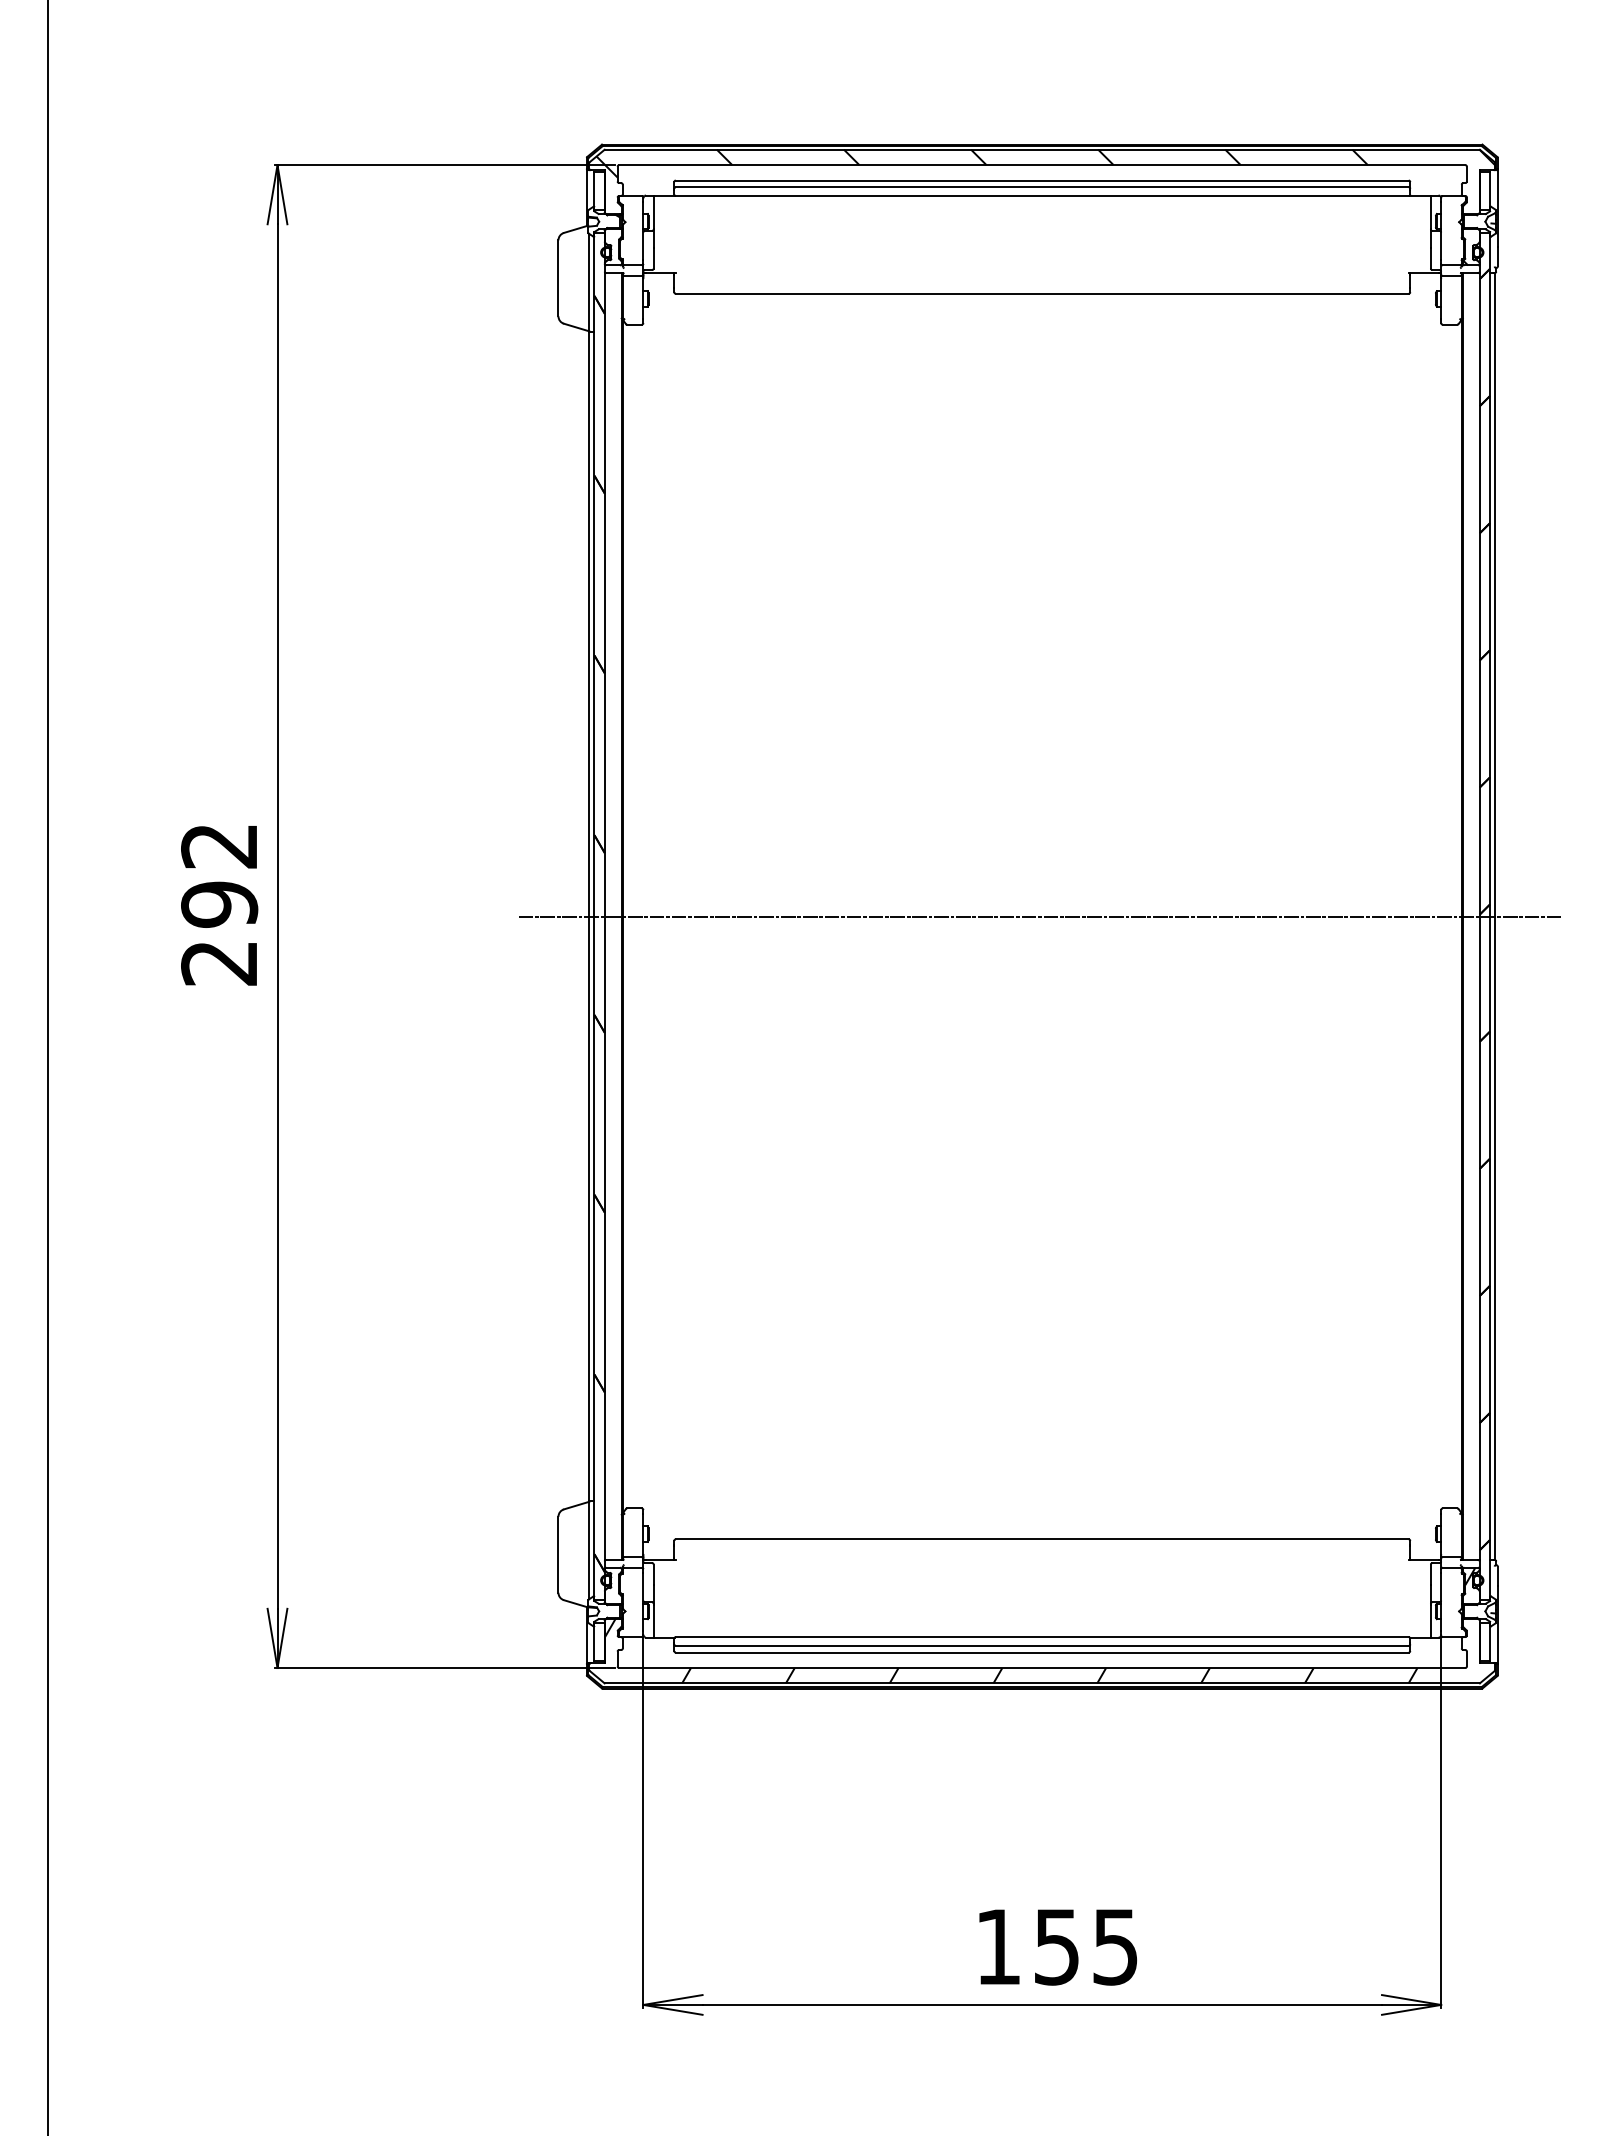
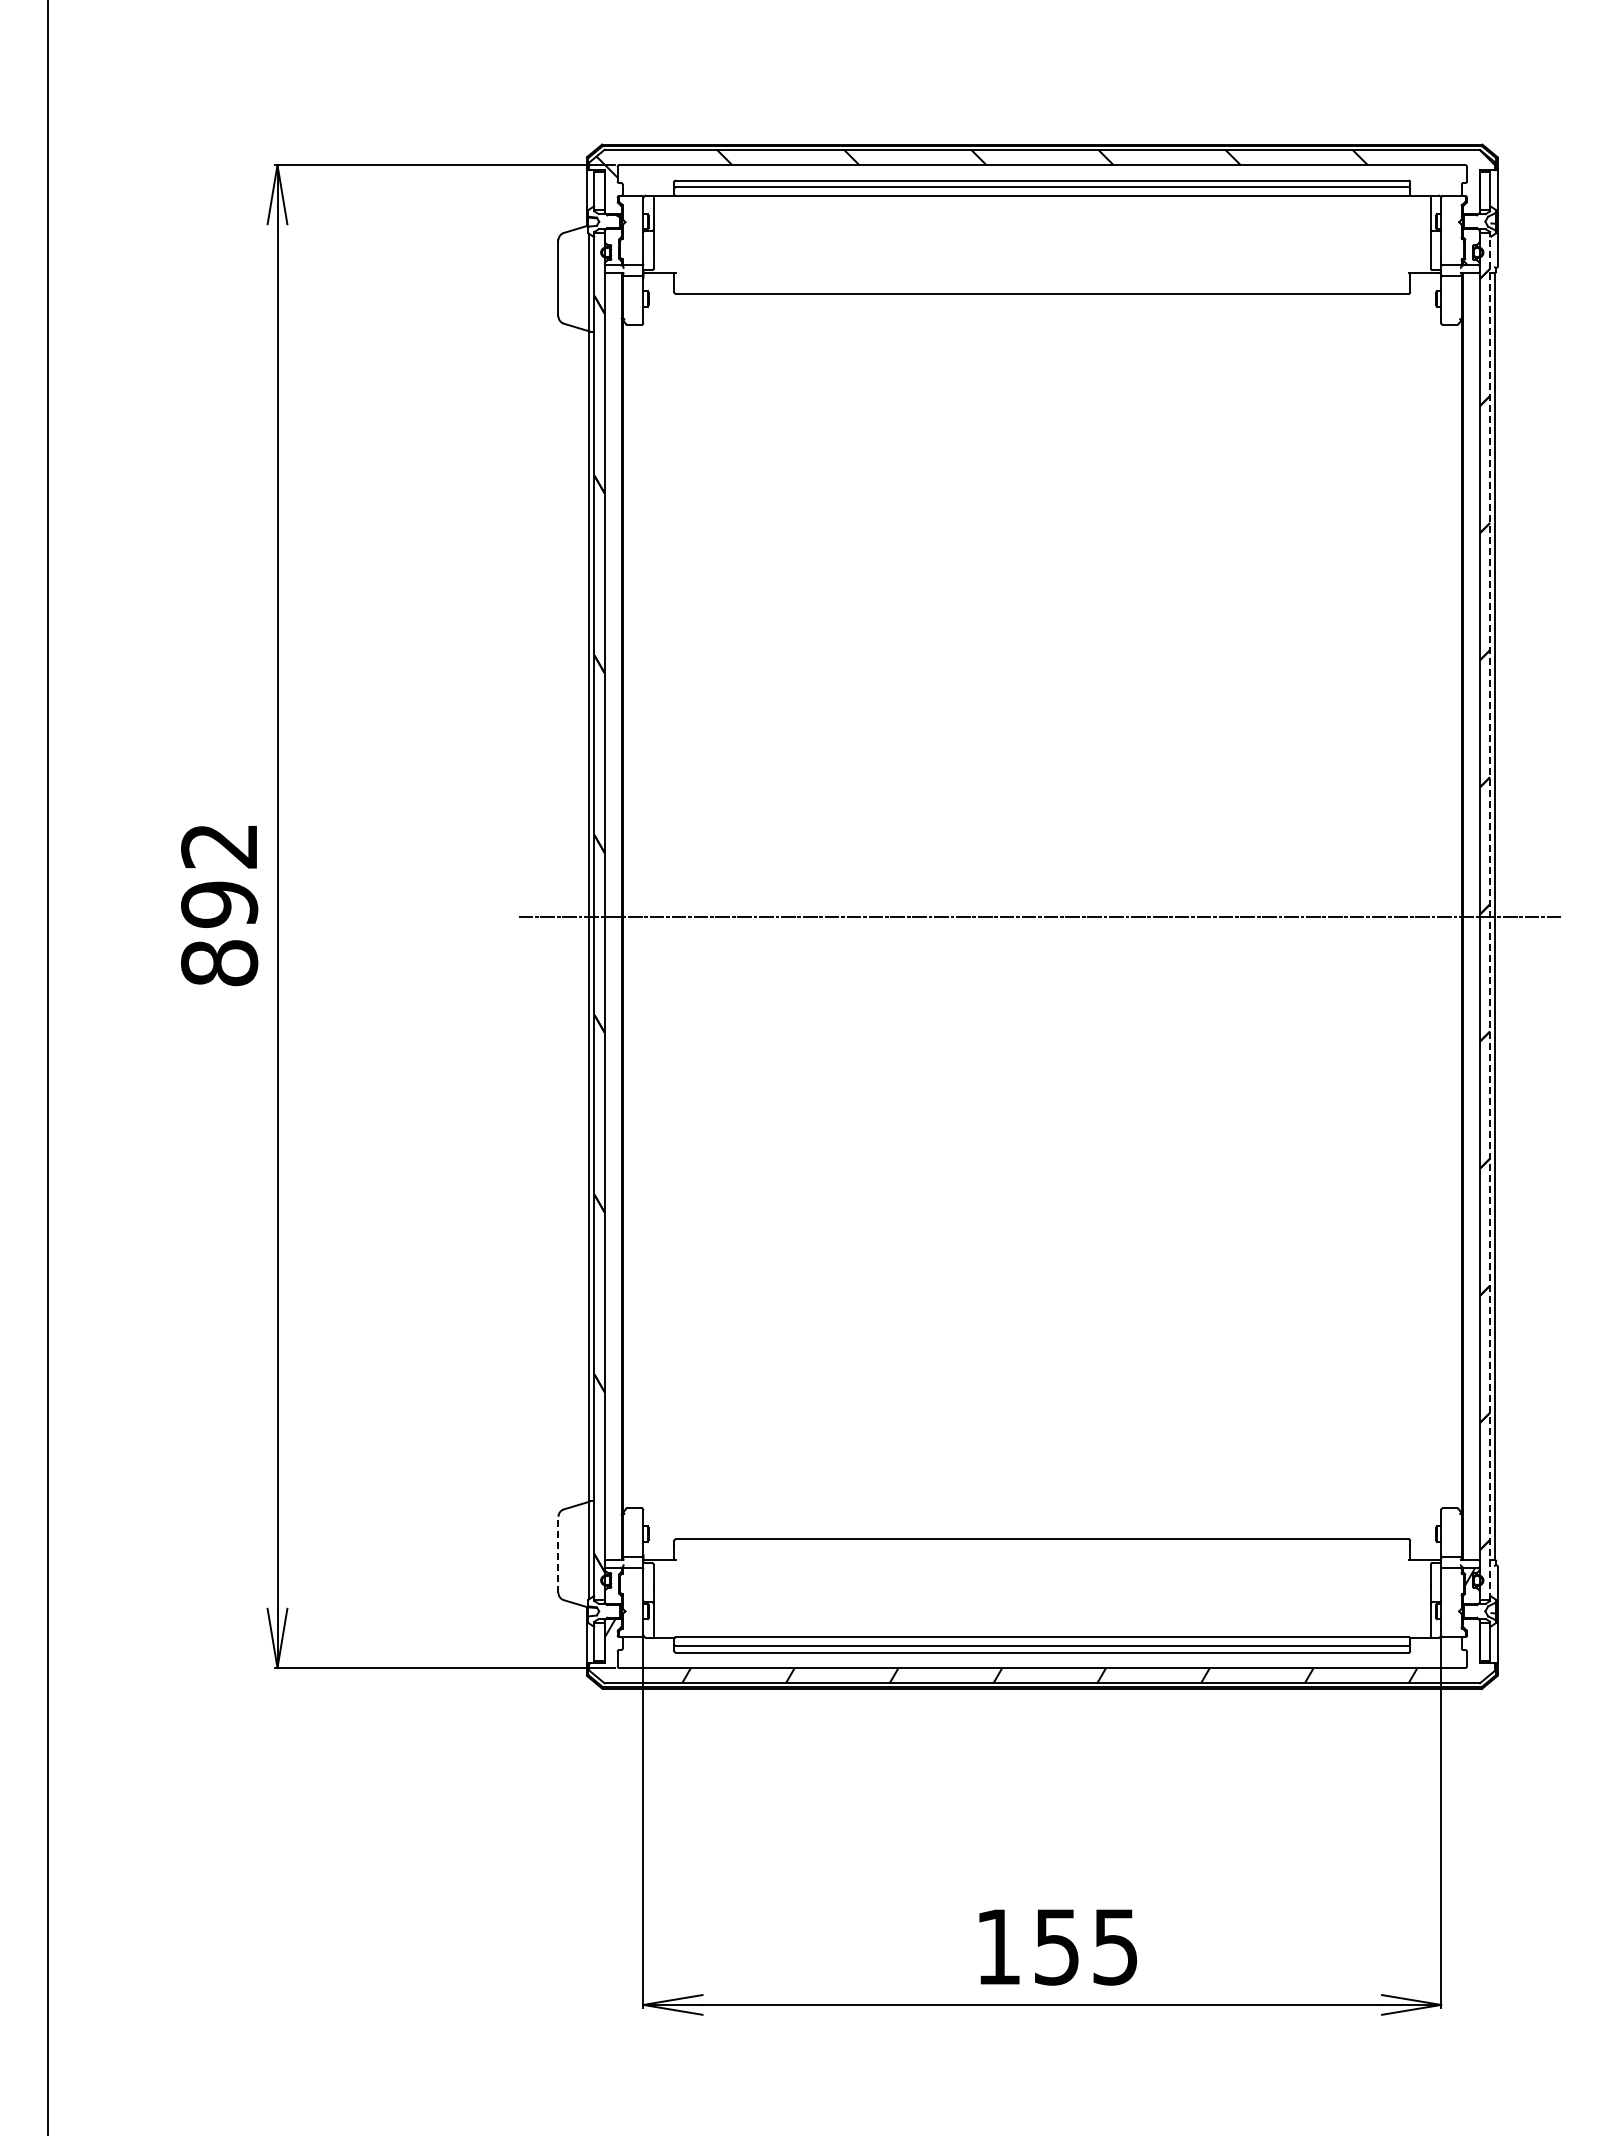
line: solid -> dashed (1490, 916)
text: 292 -> 892 (219, 963)
line: solid -> dashed (558, 1554)
